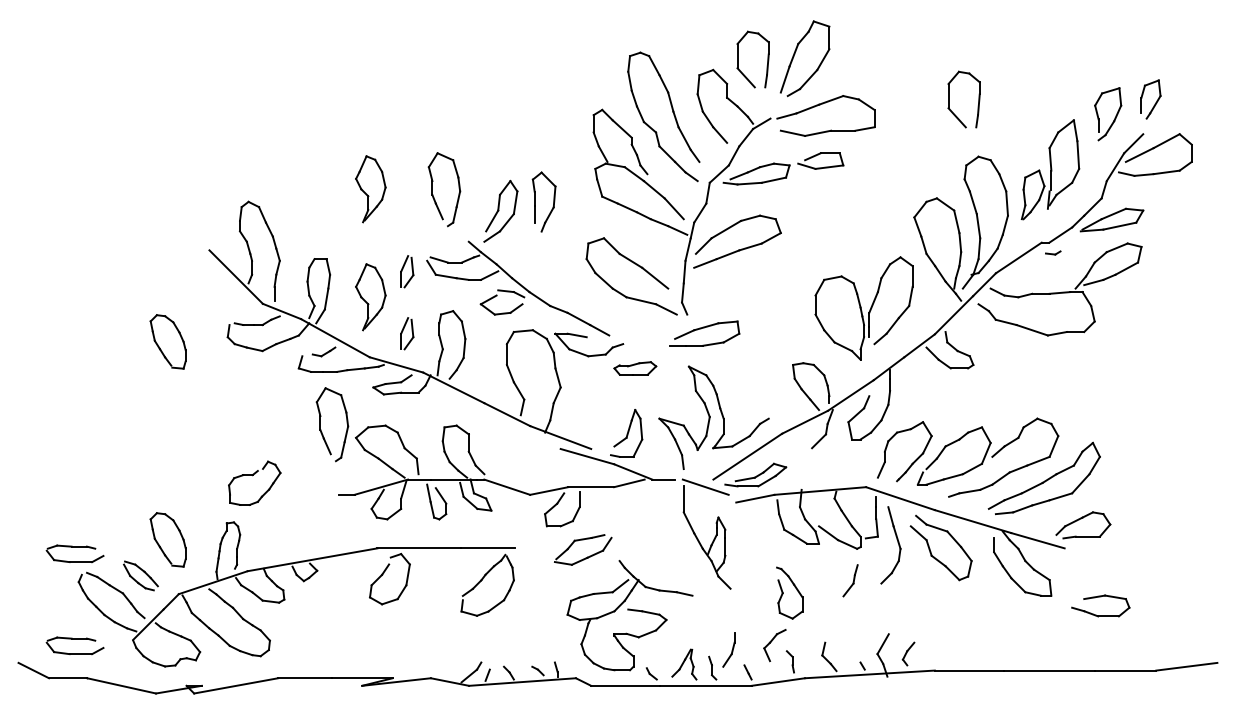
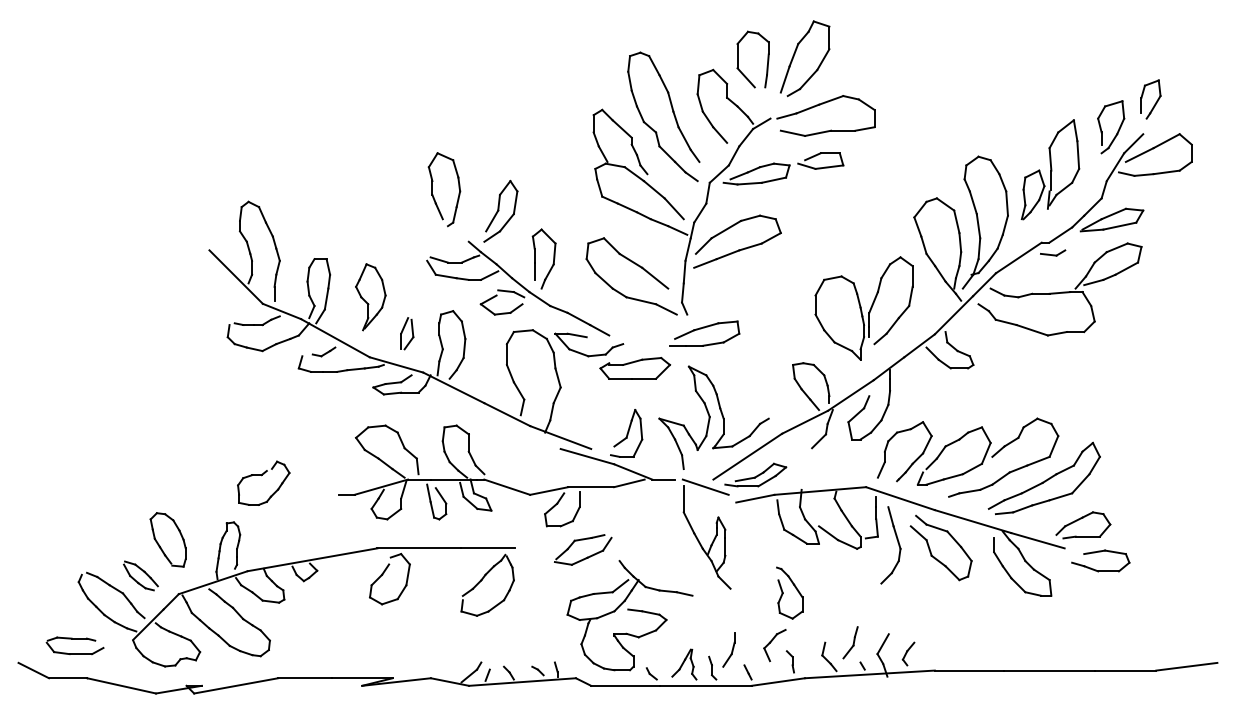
part: present -> none (949, 99)
part position: (1114, 117) -> (1117, 130) (1117, 130)
part: present -> none (370, 189)
part position: (535, 201) -> (535, 258) (535, 258)
part size: 17x6 px -> 27x8 px (1053, 252)
part: present -> none (407, 271)
part: present -> none (167, 341)
part size: 45x15 px -> 73x23 px (635, 368)
part: present -> none (320, 424)
part position: (252, 476) -> (261, 476) (261, 476)
part: present -> none (74, 553)
part position: (850, 580) -> (850, 642) (850, 642)
part position: (1100, 597) -> (1100, 552) (1100, 552)
